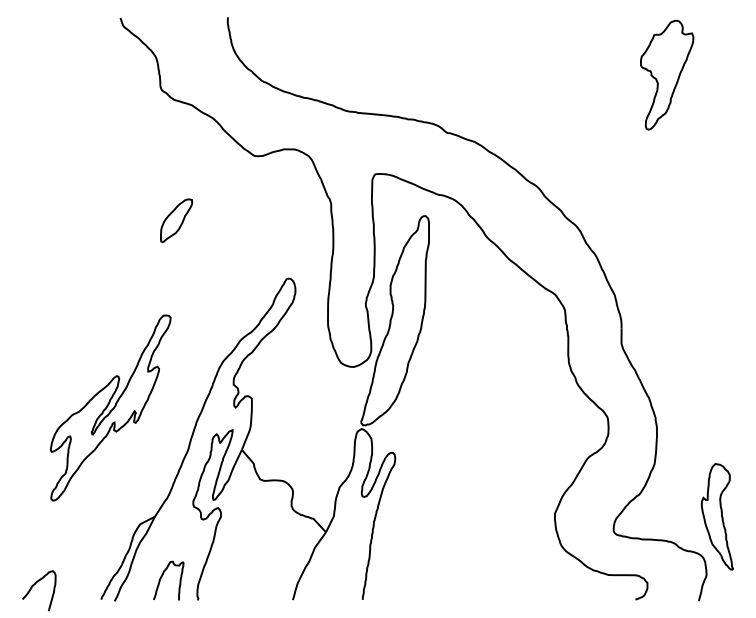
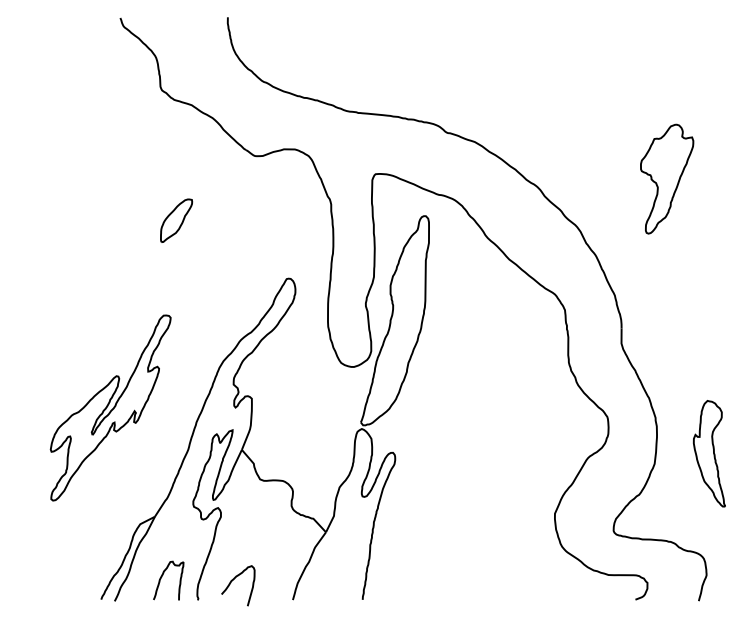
part position: (667, 74) -> (667, 178) (667, 178)
part position: (716, 516) -> (708, 453) (708, 453)
curve position: (34, 585) -> (233, 580) (233, 580)
